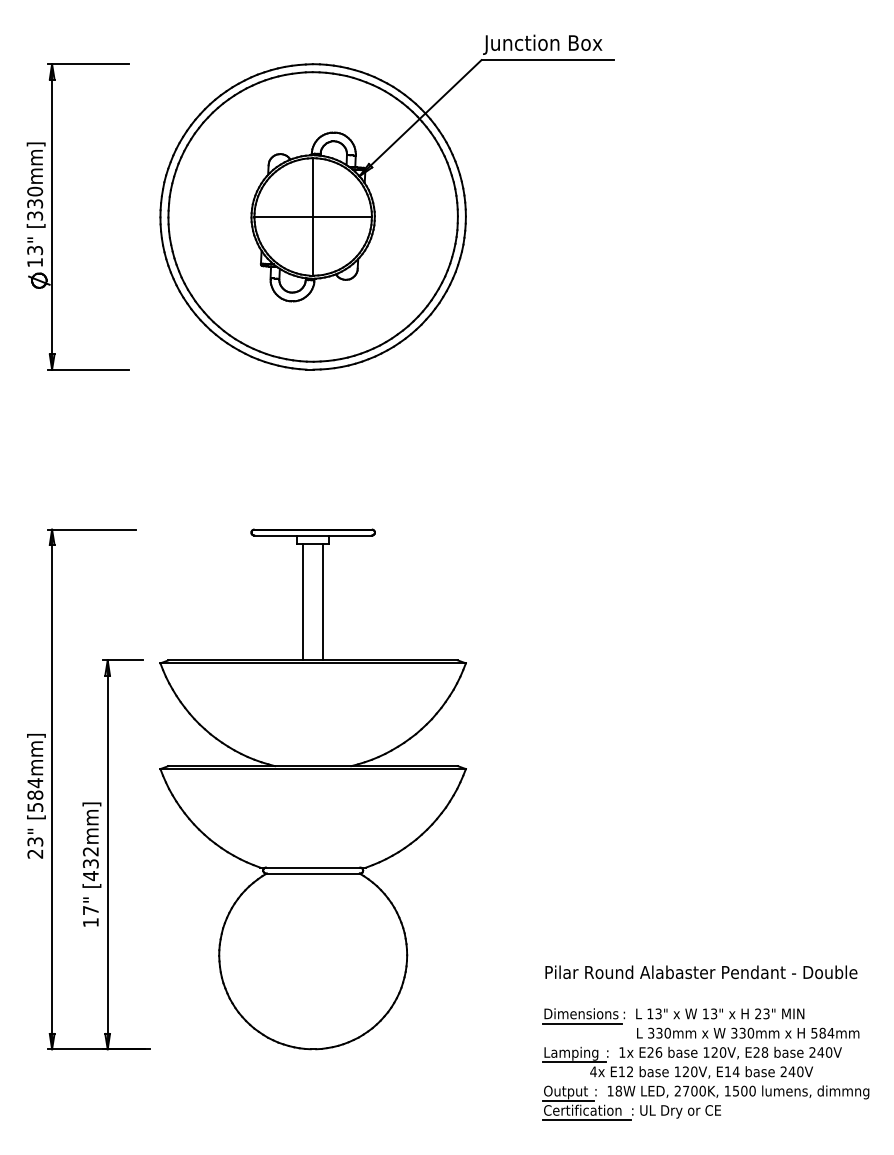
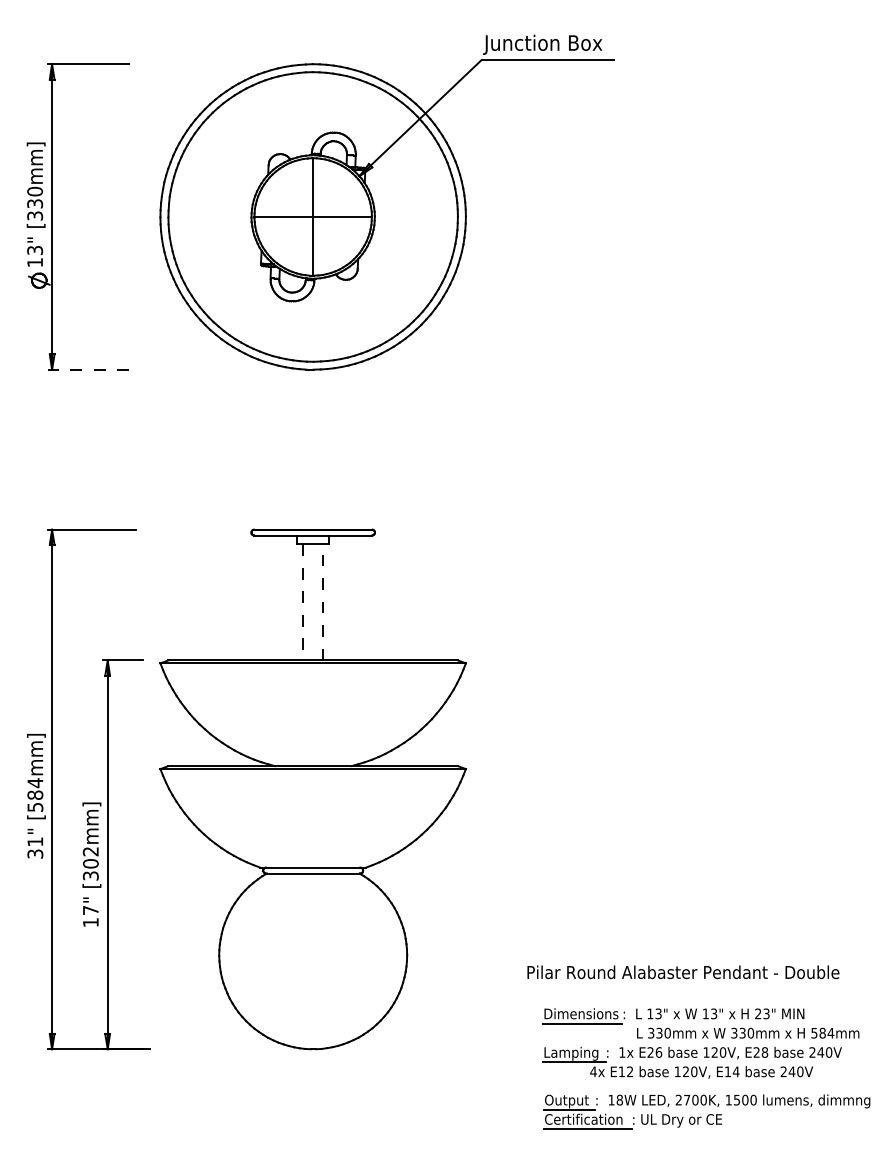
line: solid -> dashed (88, 369)
line: solid -> dashed (323, 601)
line: solid -> dashed (302, 602)
text: 23" -> 31" (35, 847)
text: [432mm] -> [302mm] (90, 870)
text position: (701, 972) -> (683, 972) (683, 972)
part position: (705, 1102) -> (706, 1111) (706, 1111)
